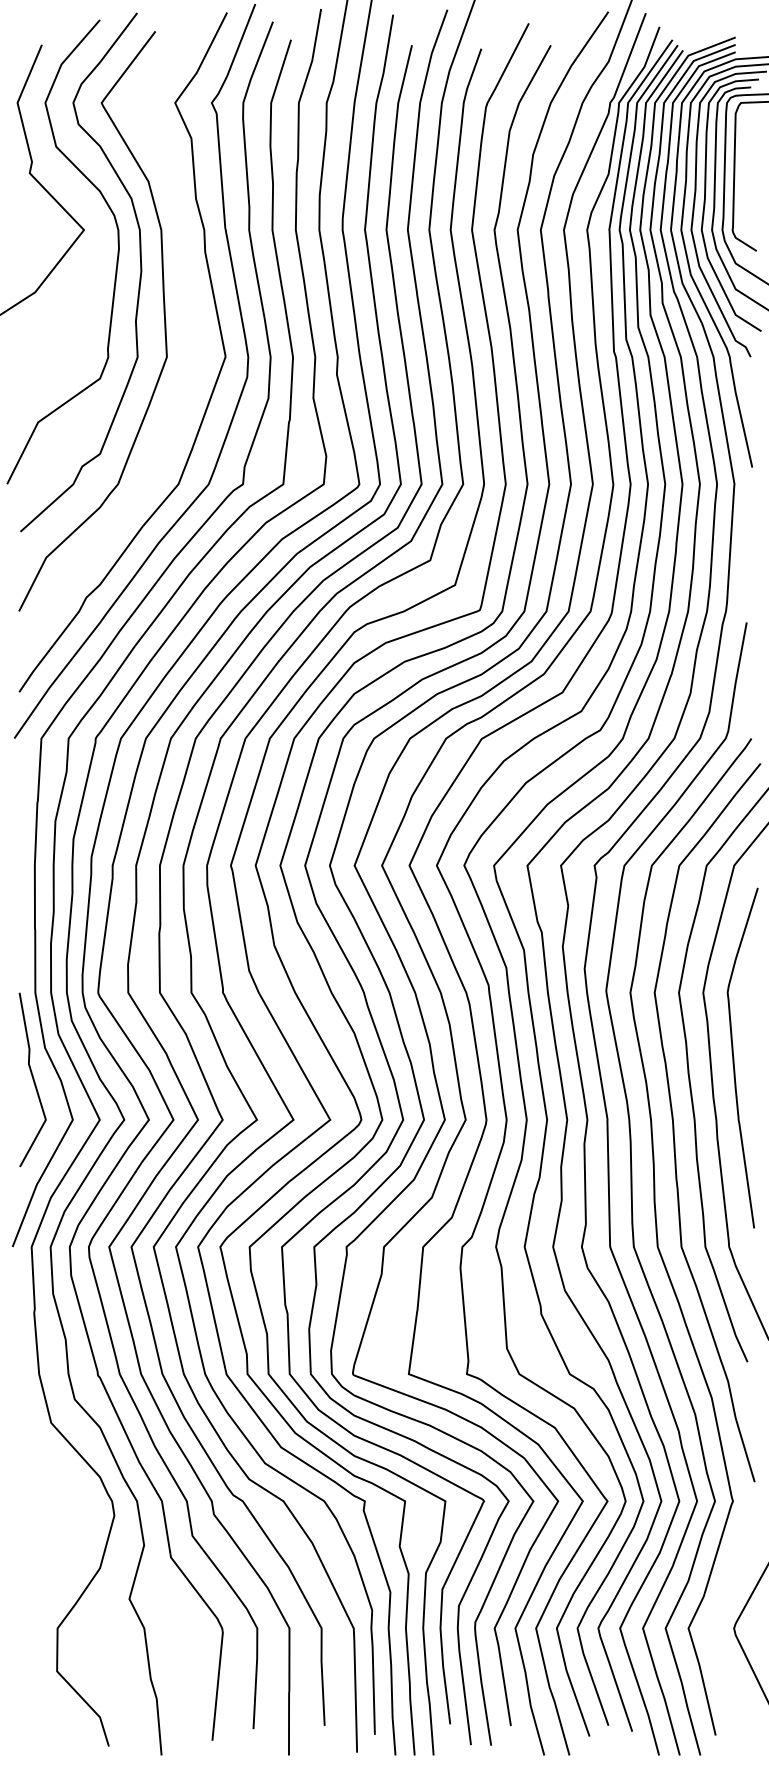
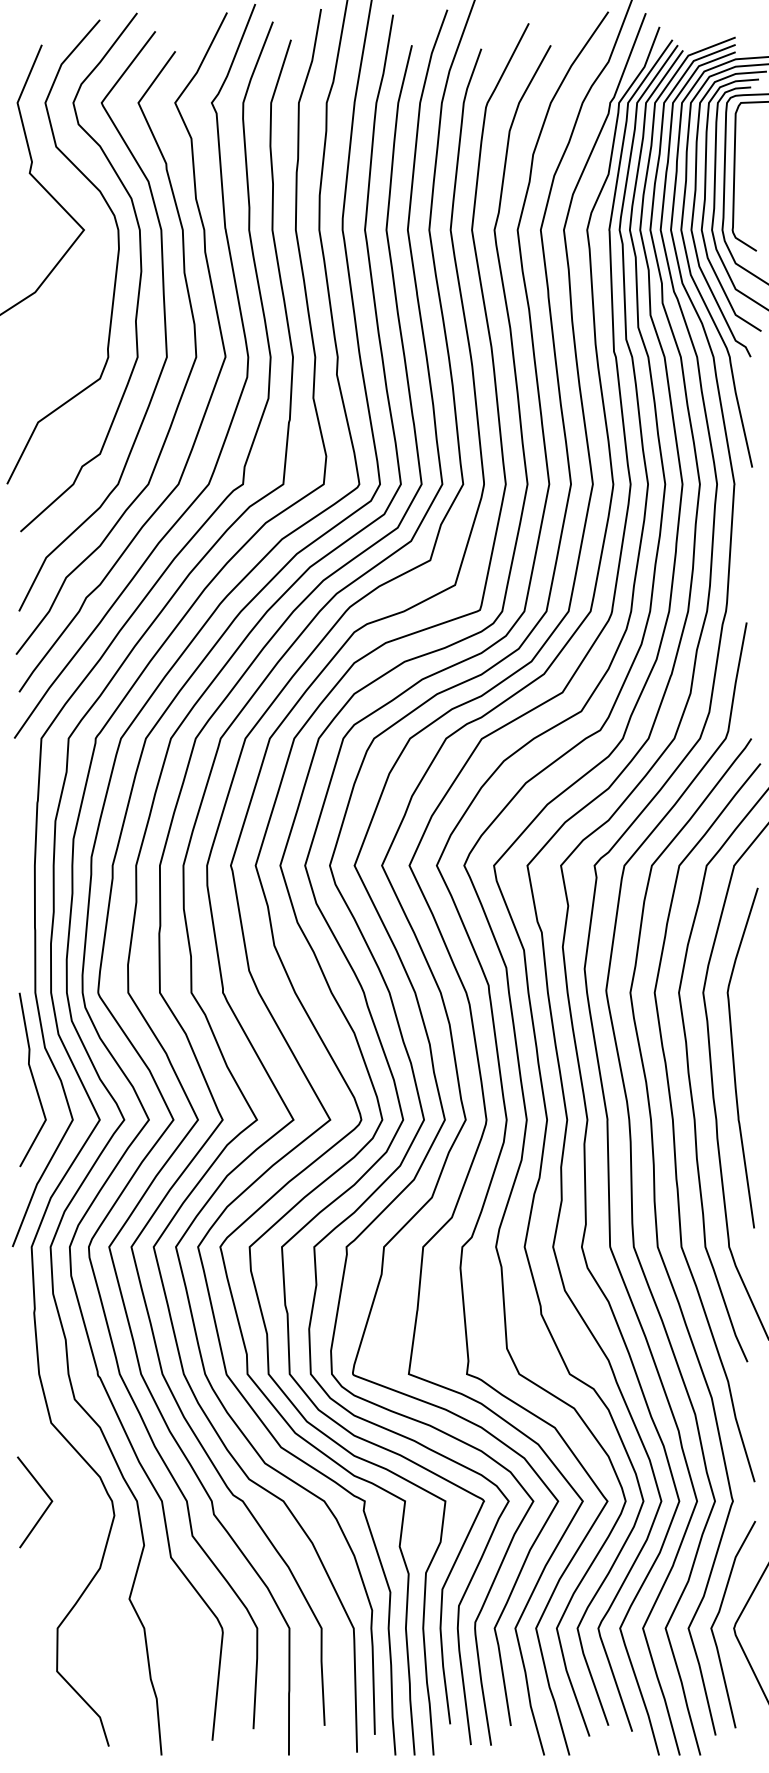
curve: none -> present (185, 382)
line: none -> present (44, 1510)
curve: none -> present (717, 1617)
